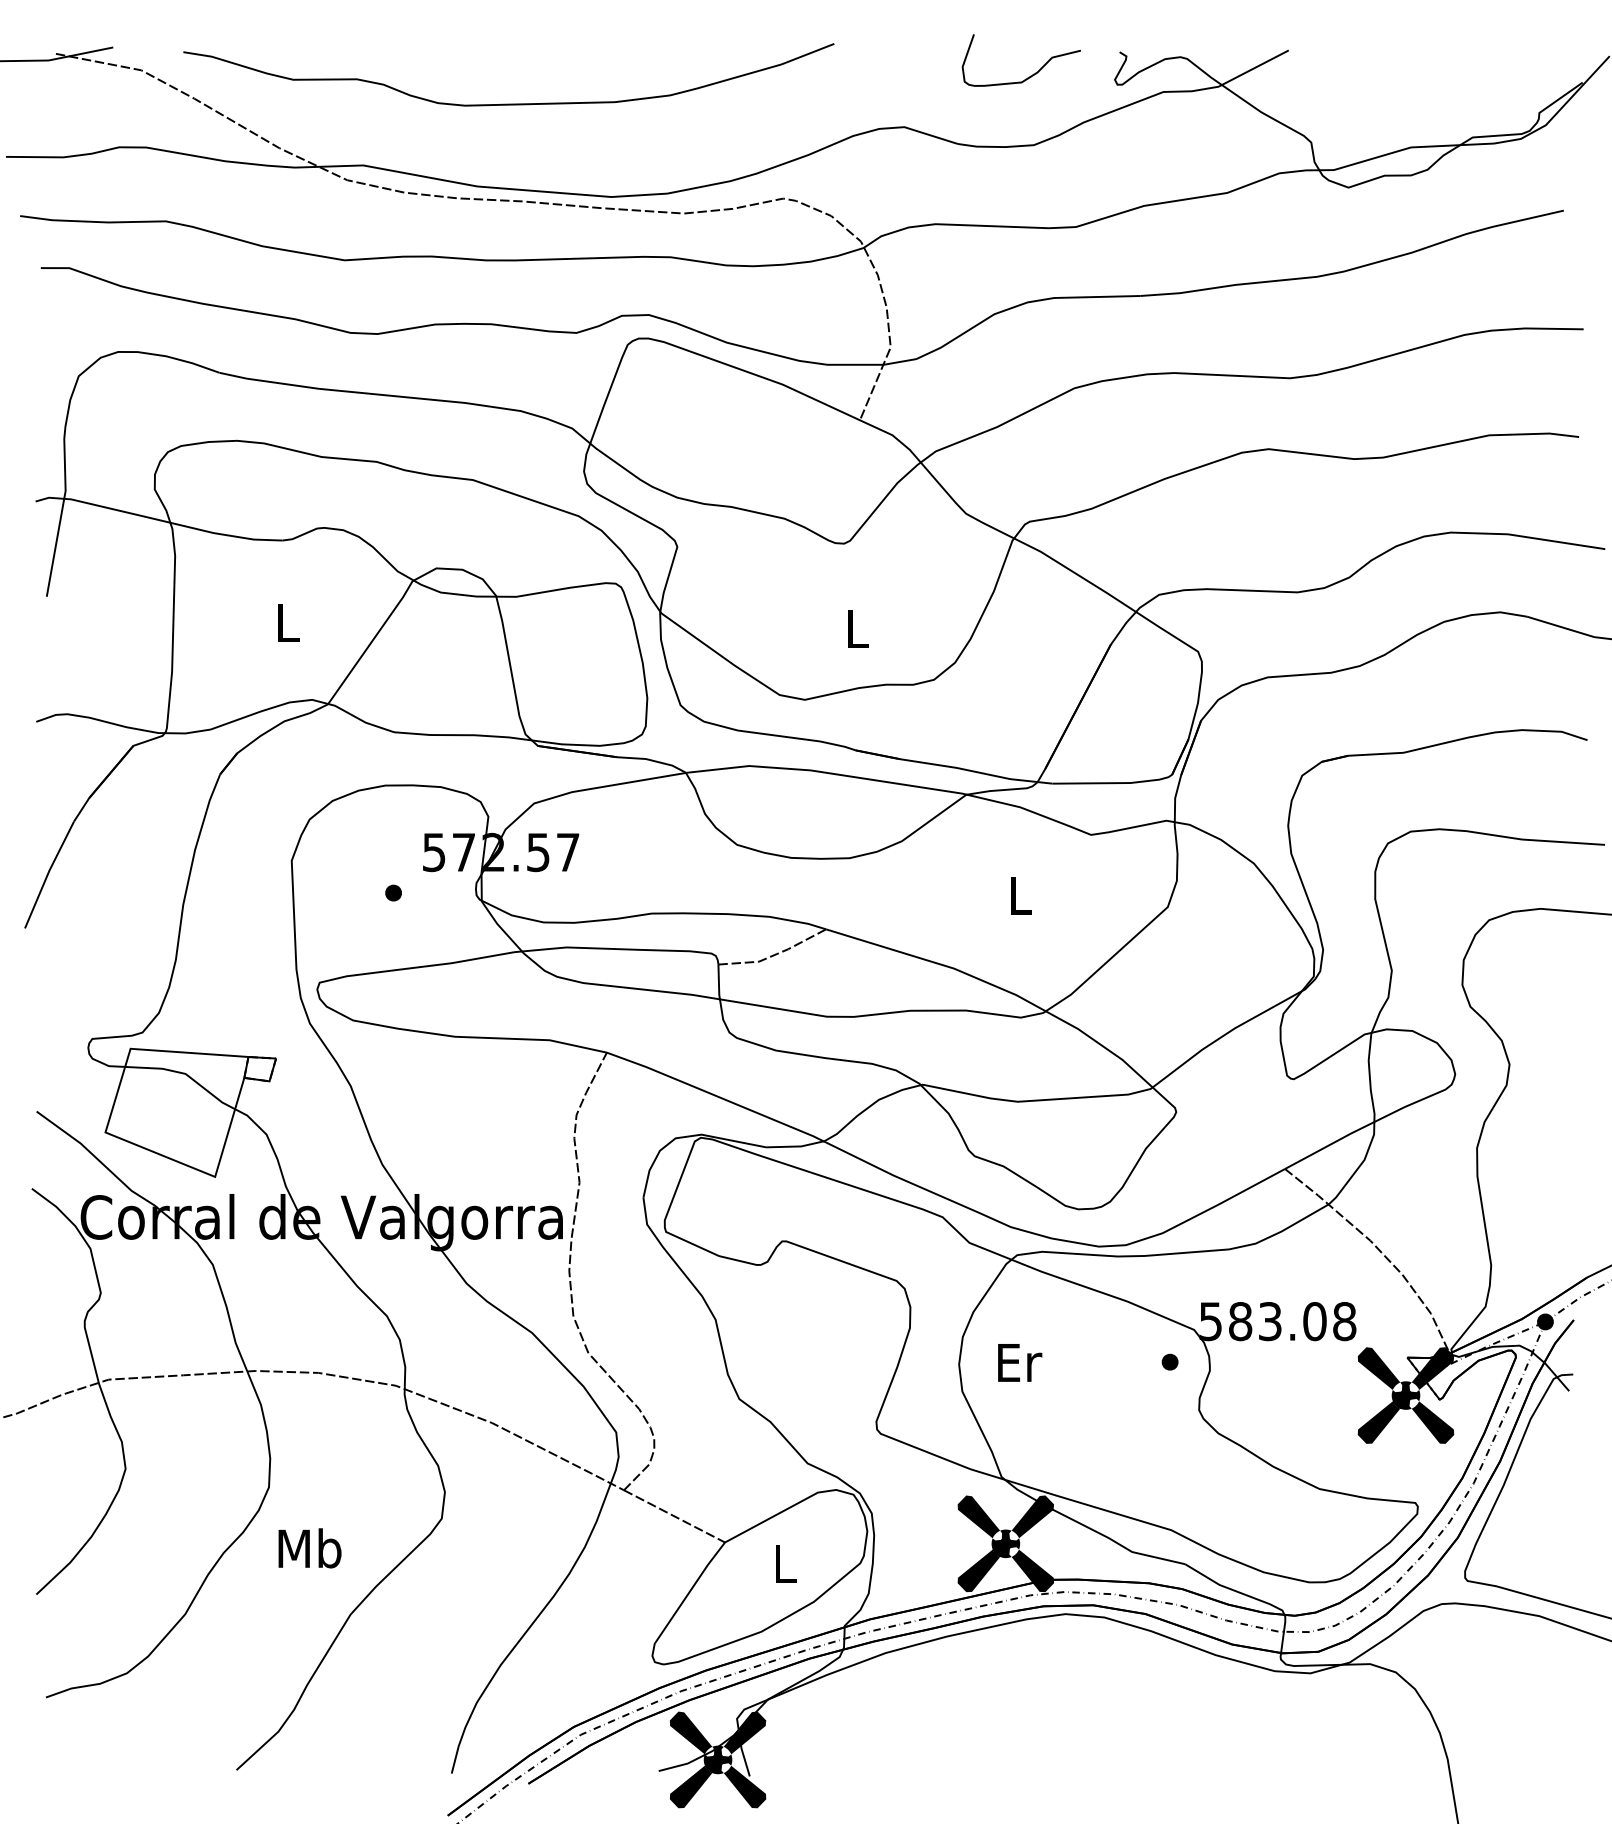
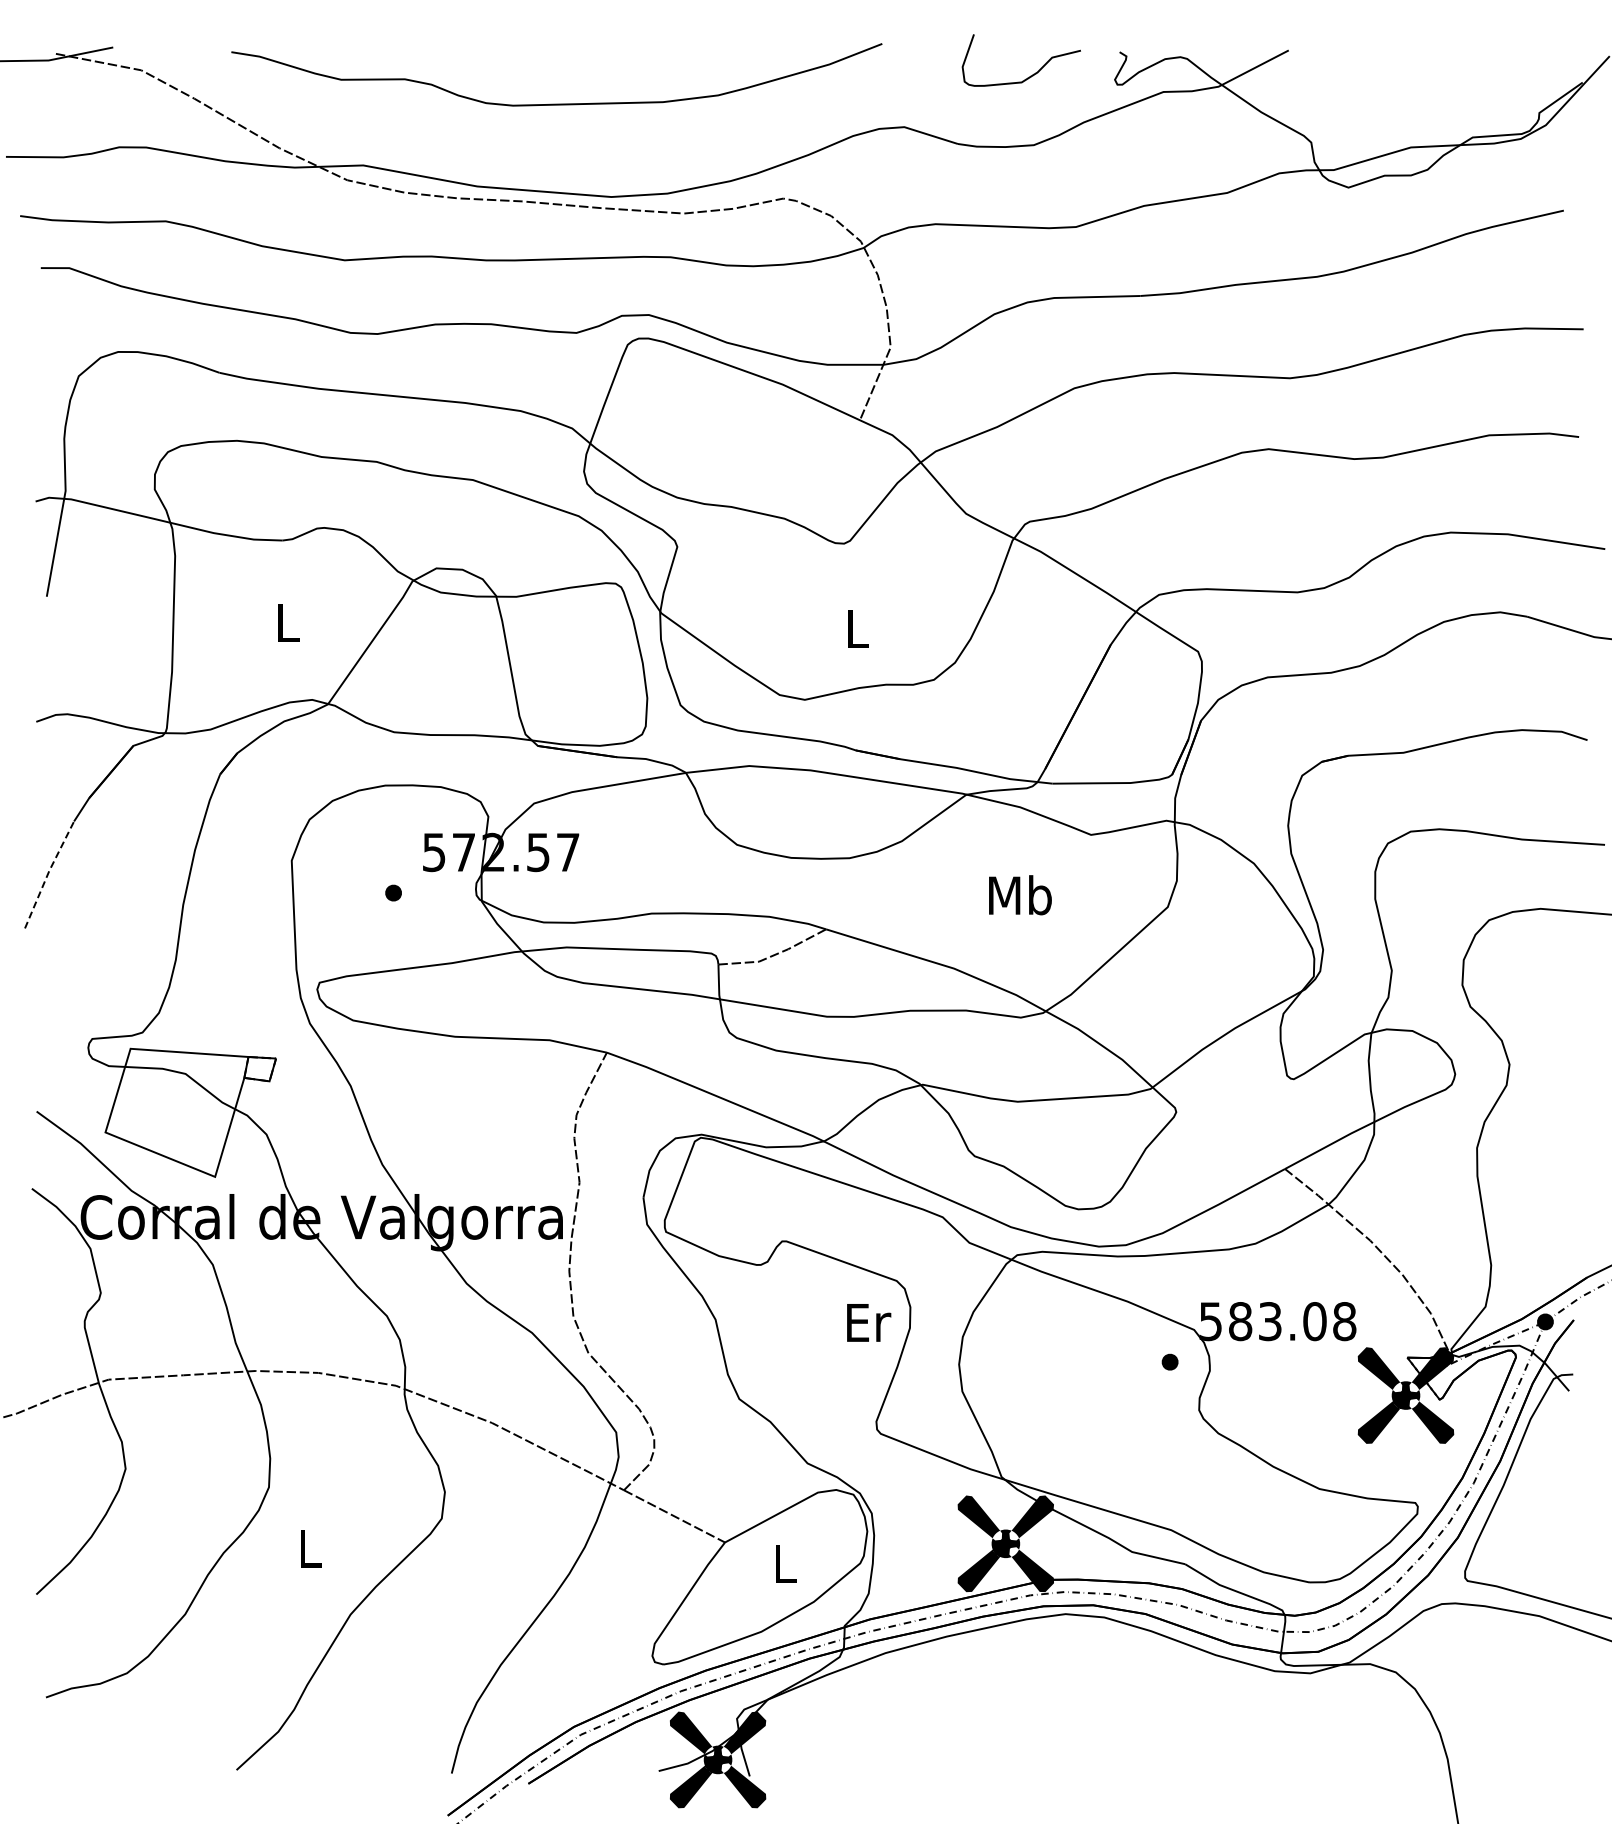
curve position: (508, 103) -> (556, 103) (556, 103)
line: solid -> dashed (48, 873)
text: L -> Mb (1020, 895)
text position: (1020, 1362) -> (869, 1322) (869, 1322)
text: Mb -> L (309, 1548)
